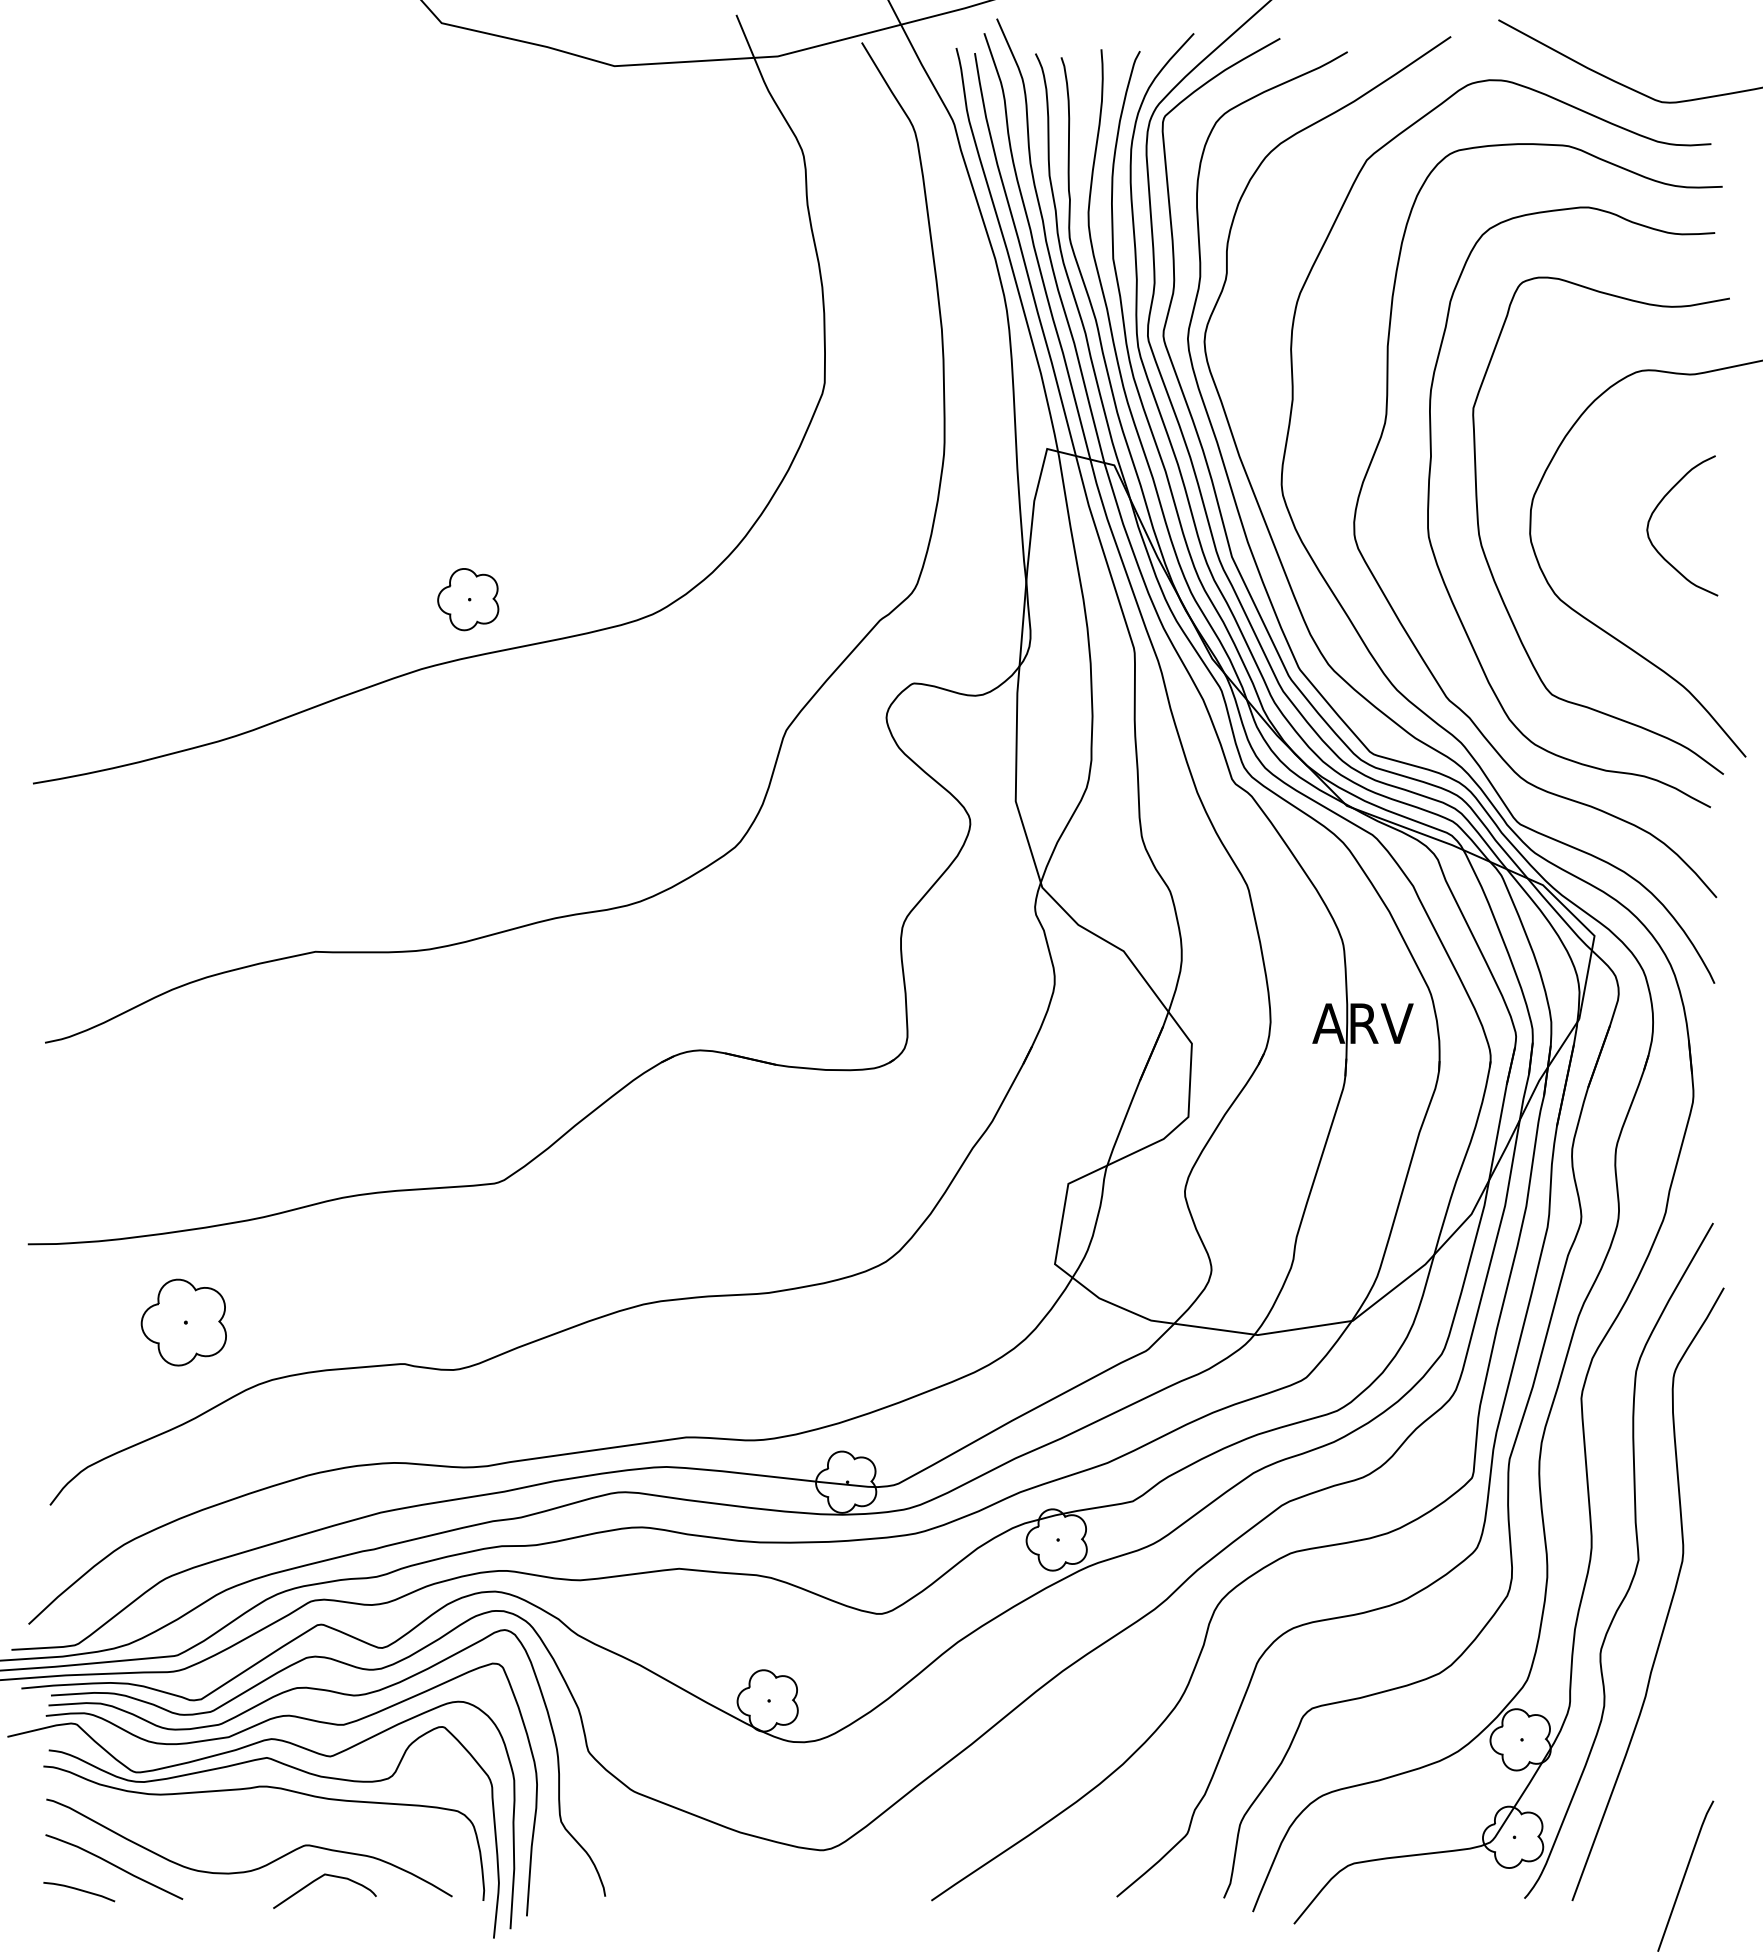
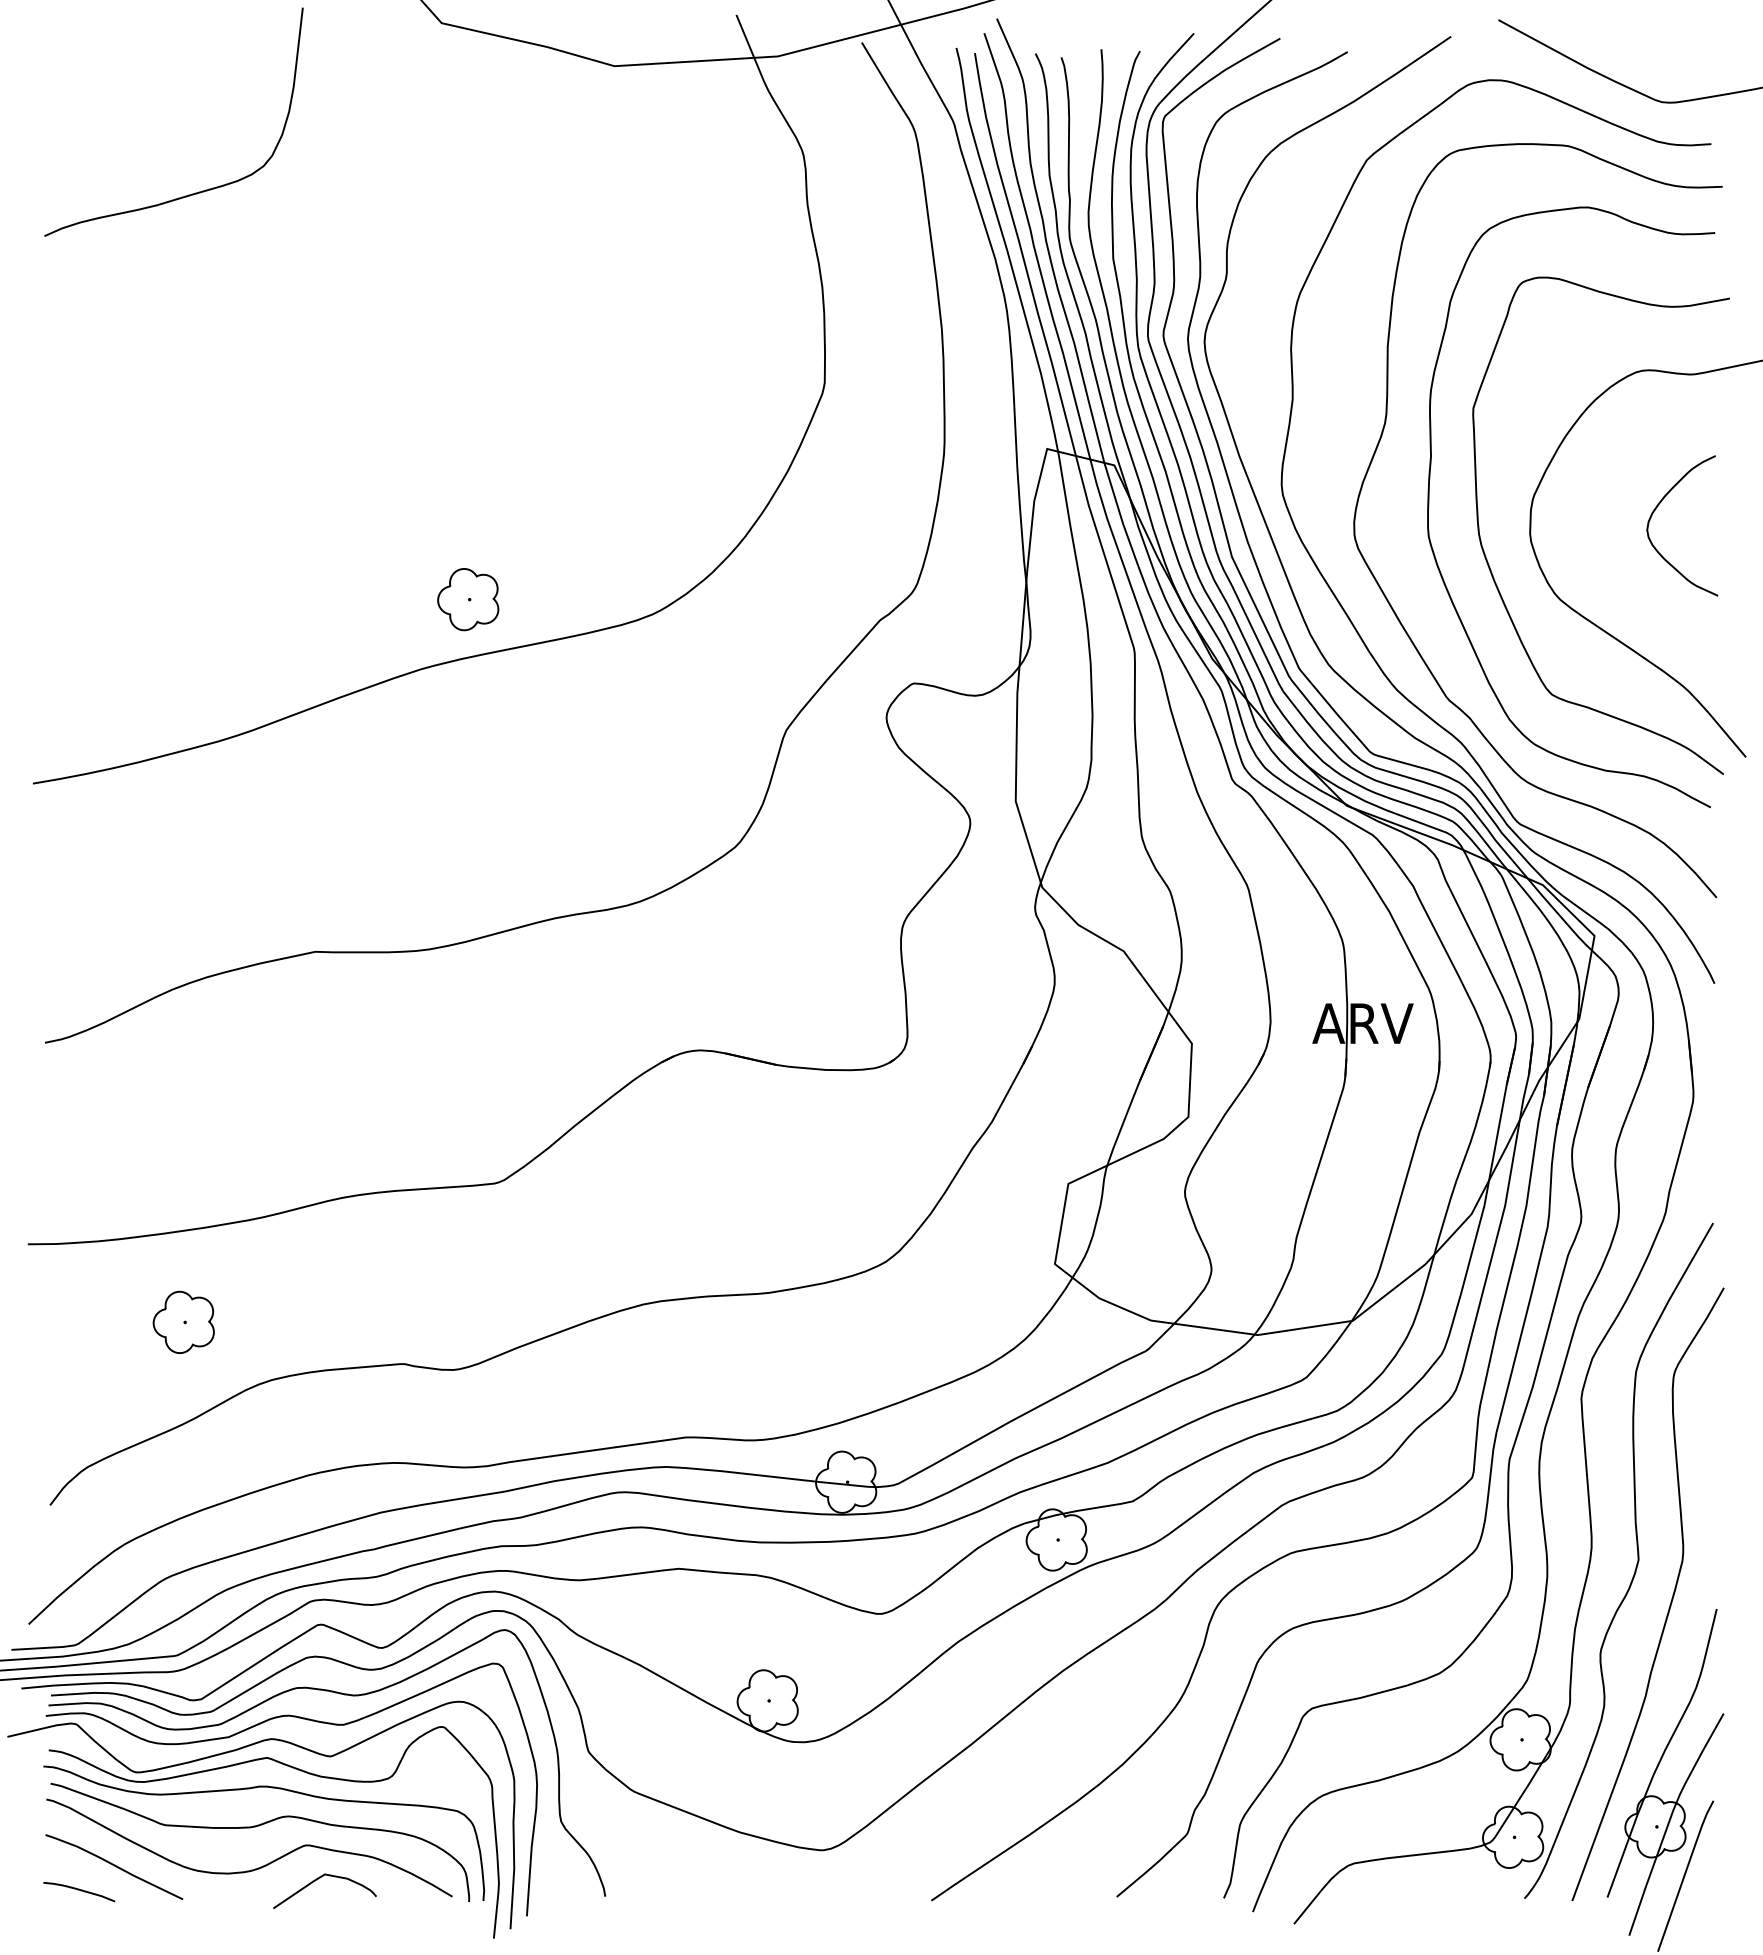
curve: none -> present (191, 193)
part size: 87x89 px -> 63x64 px (183, 1321)
part: none -> present (1657, 1769)
curve: none -> present (255, 1827)
